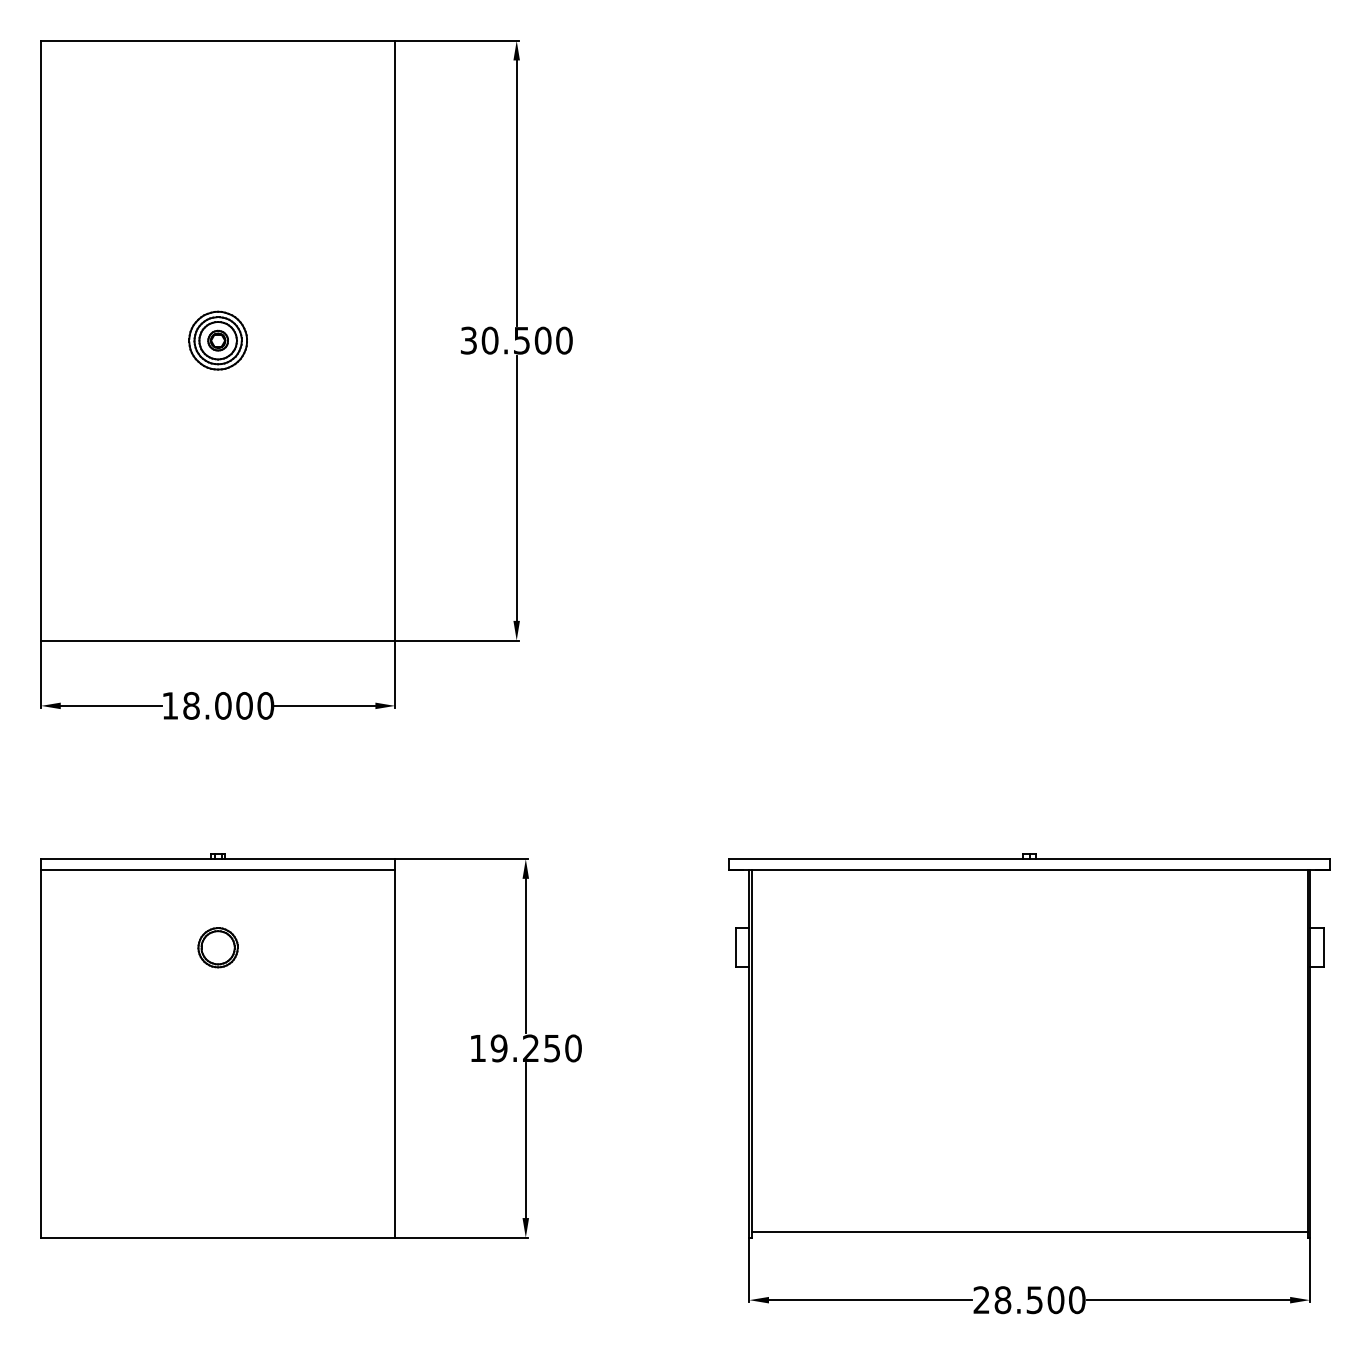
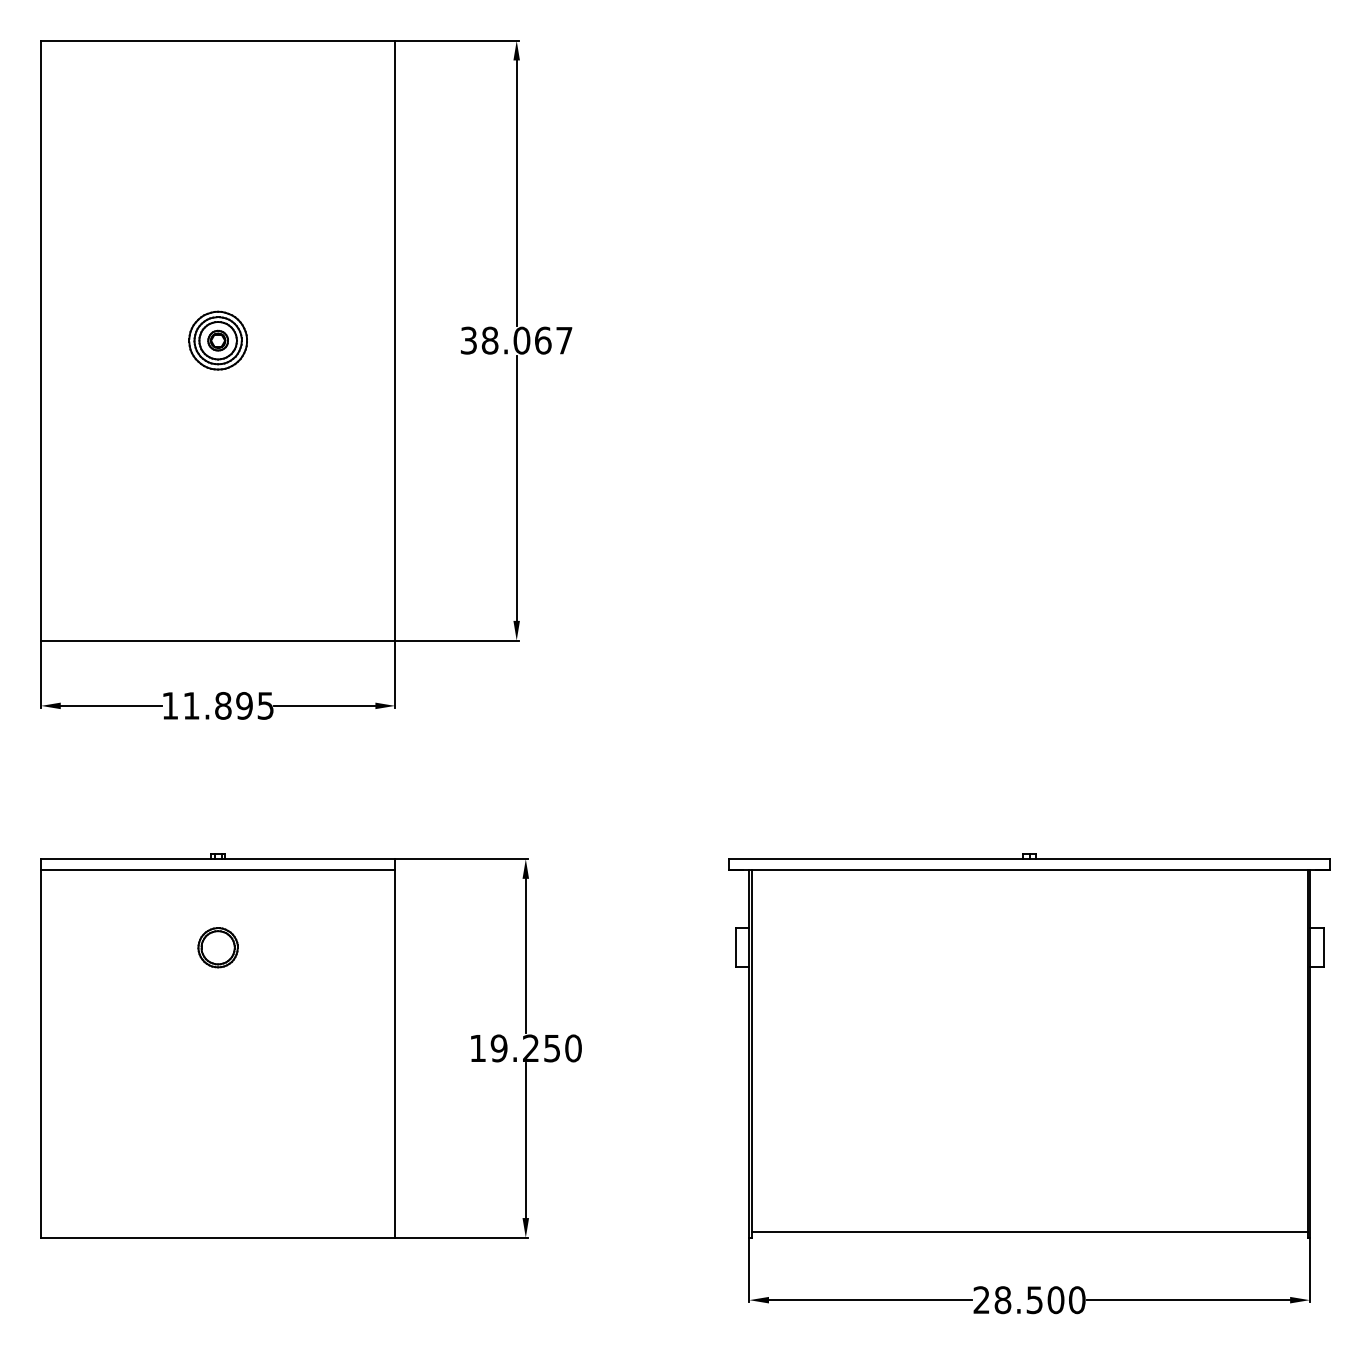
text: 30.500 -> 38.067 (526, 340)
text: 18.000 -> 11.895 (228, 705)
